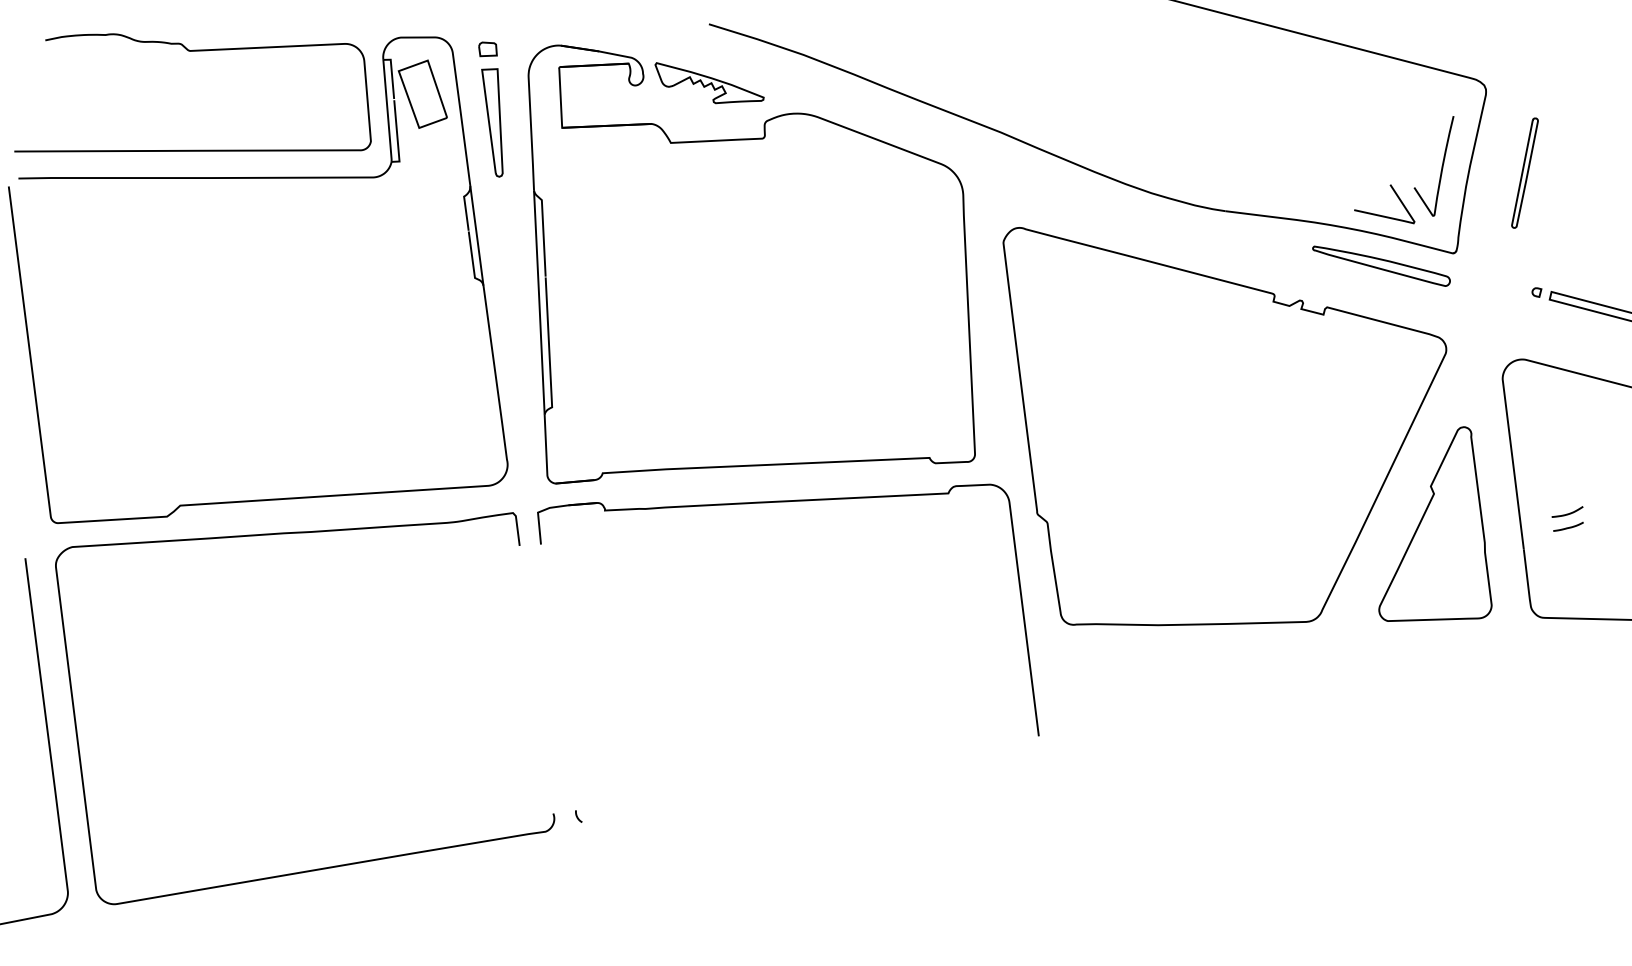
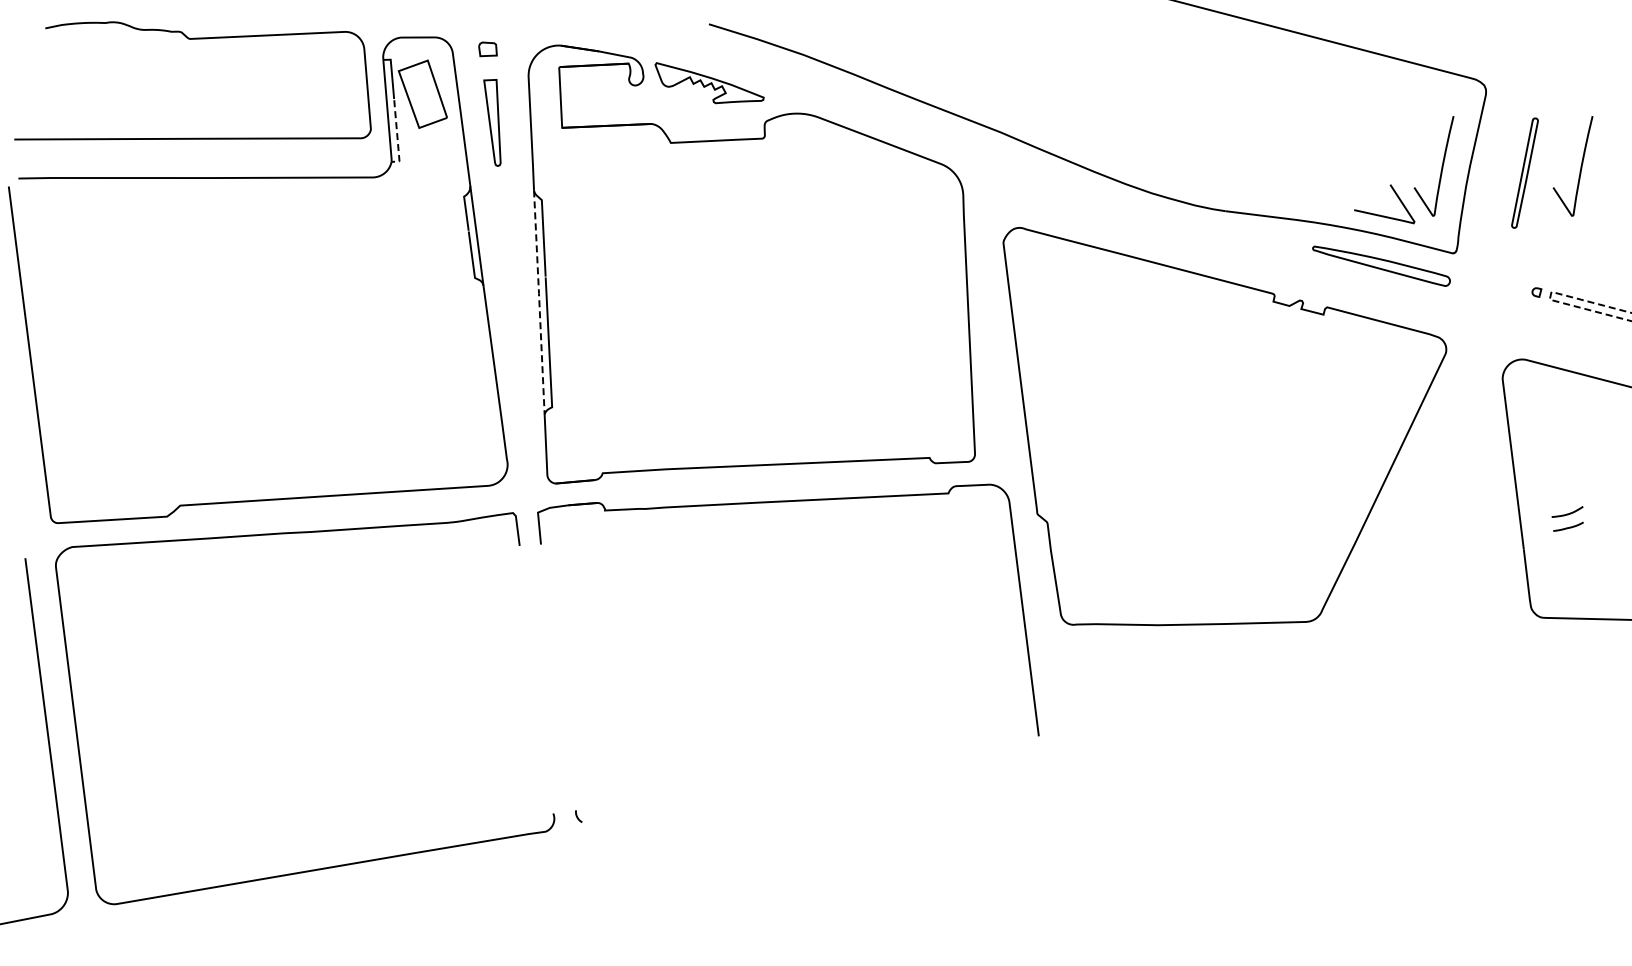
curve position: (192, 51) -> (192, 39) (192, 39)
part size: 23x110 px -> 19x88 px (492, 122)
line: solid -> dashed (397, 135)
curve: none -> present (1580, 166)
line: solid -> dashed (1550, 296)
line: solid -> dashed (539, 302)
part: present -> none (1435, 523)
